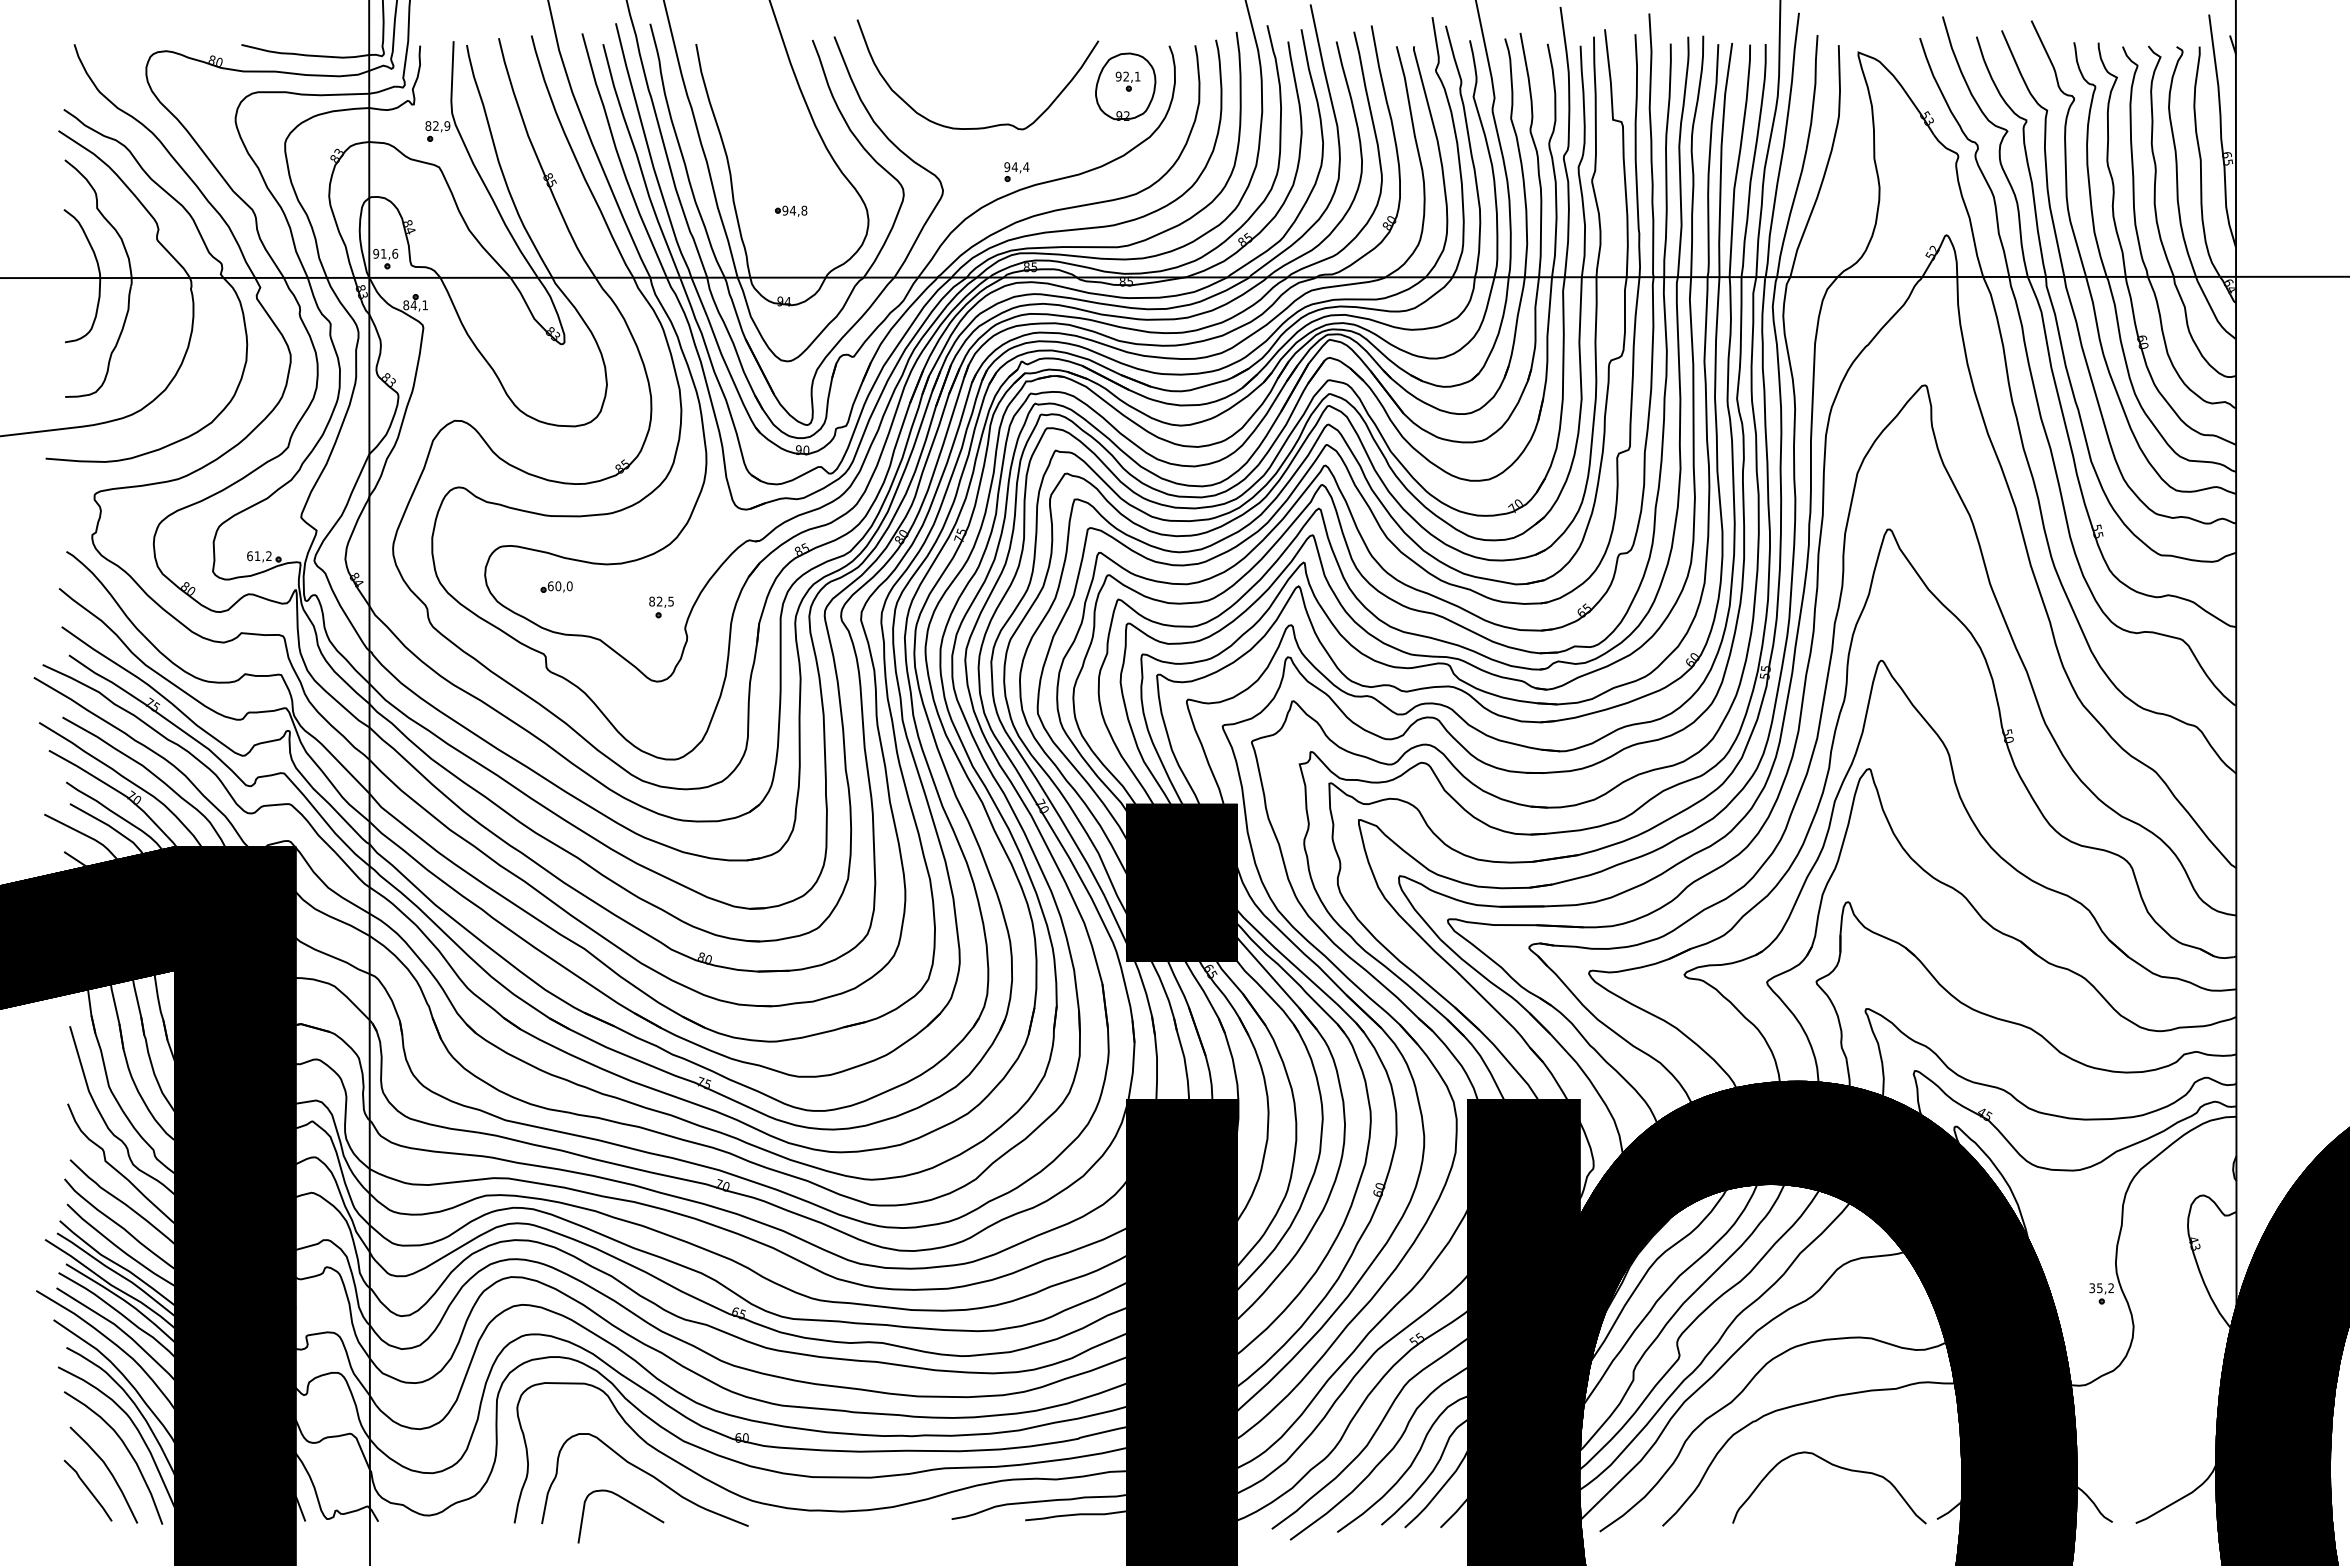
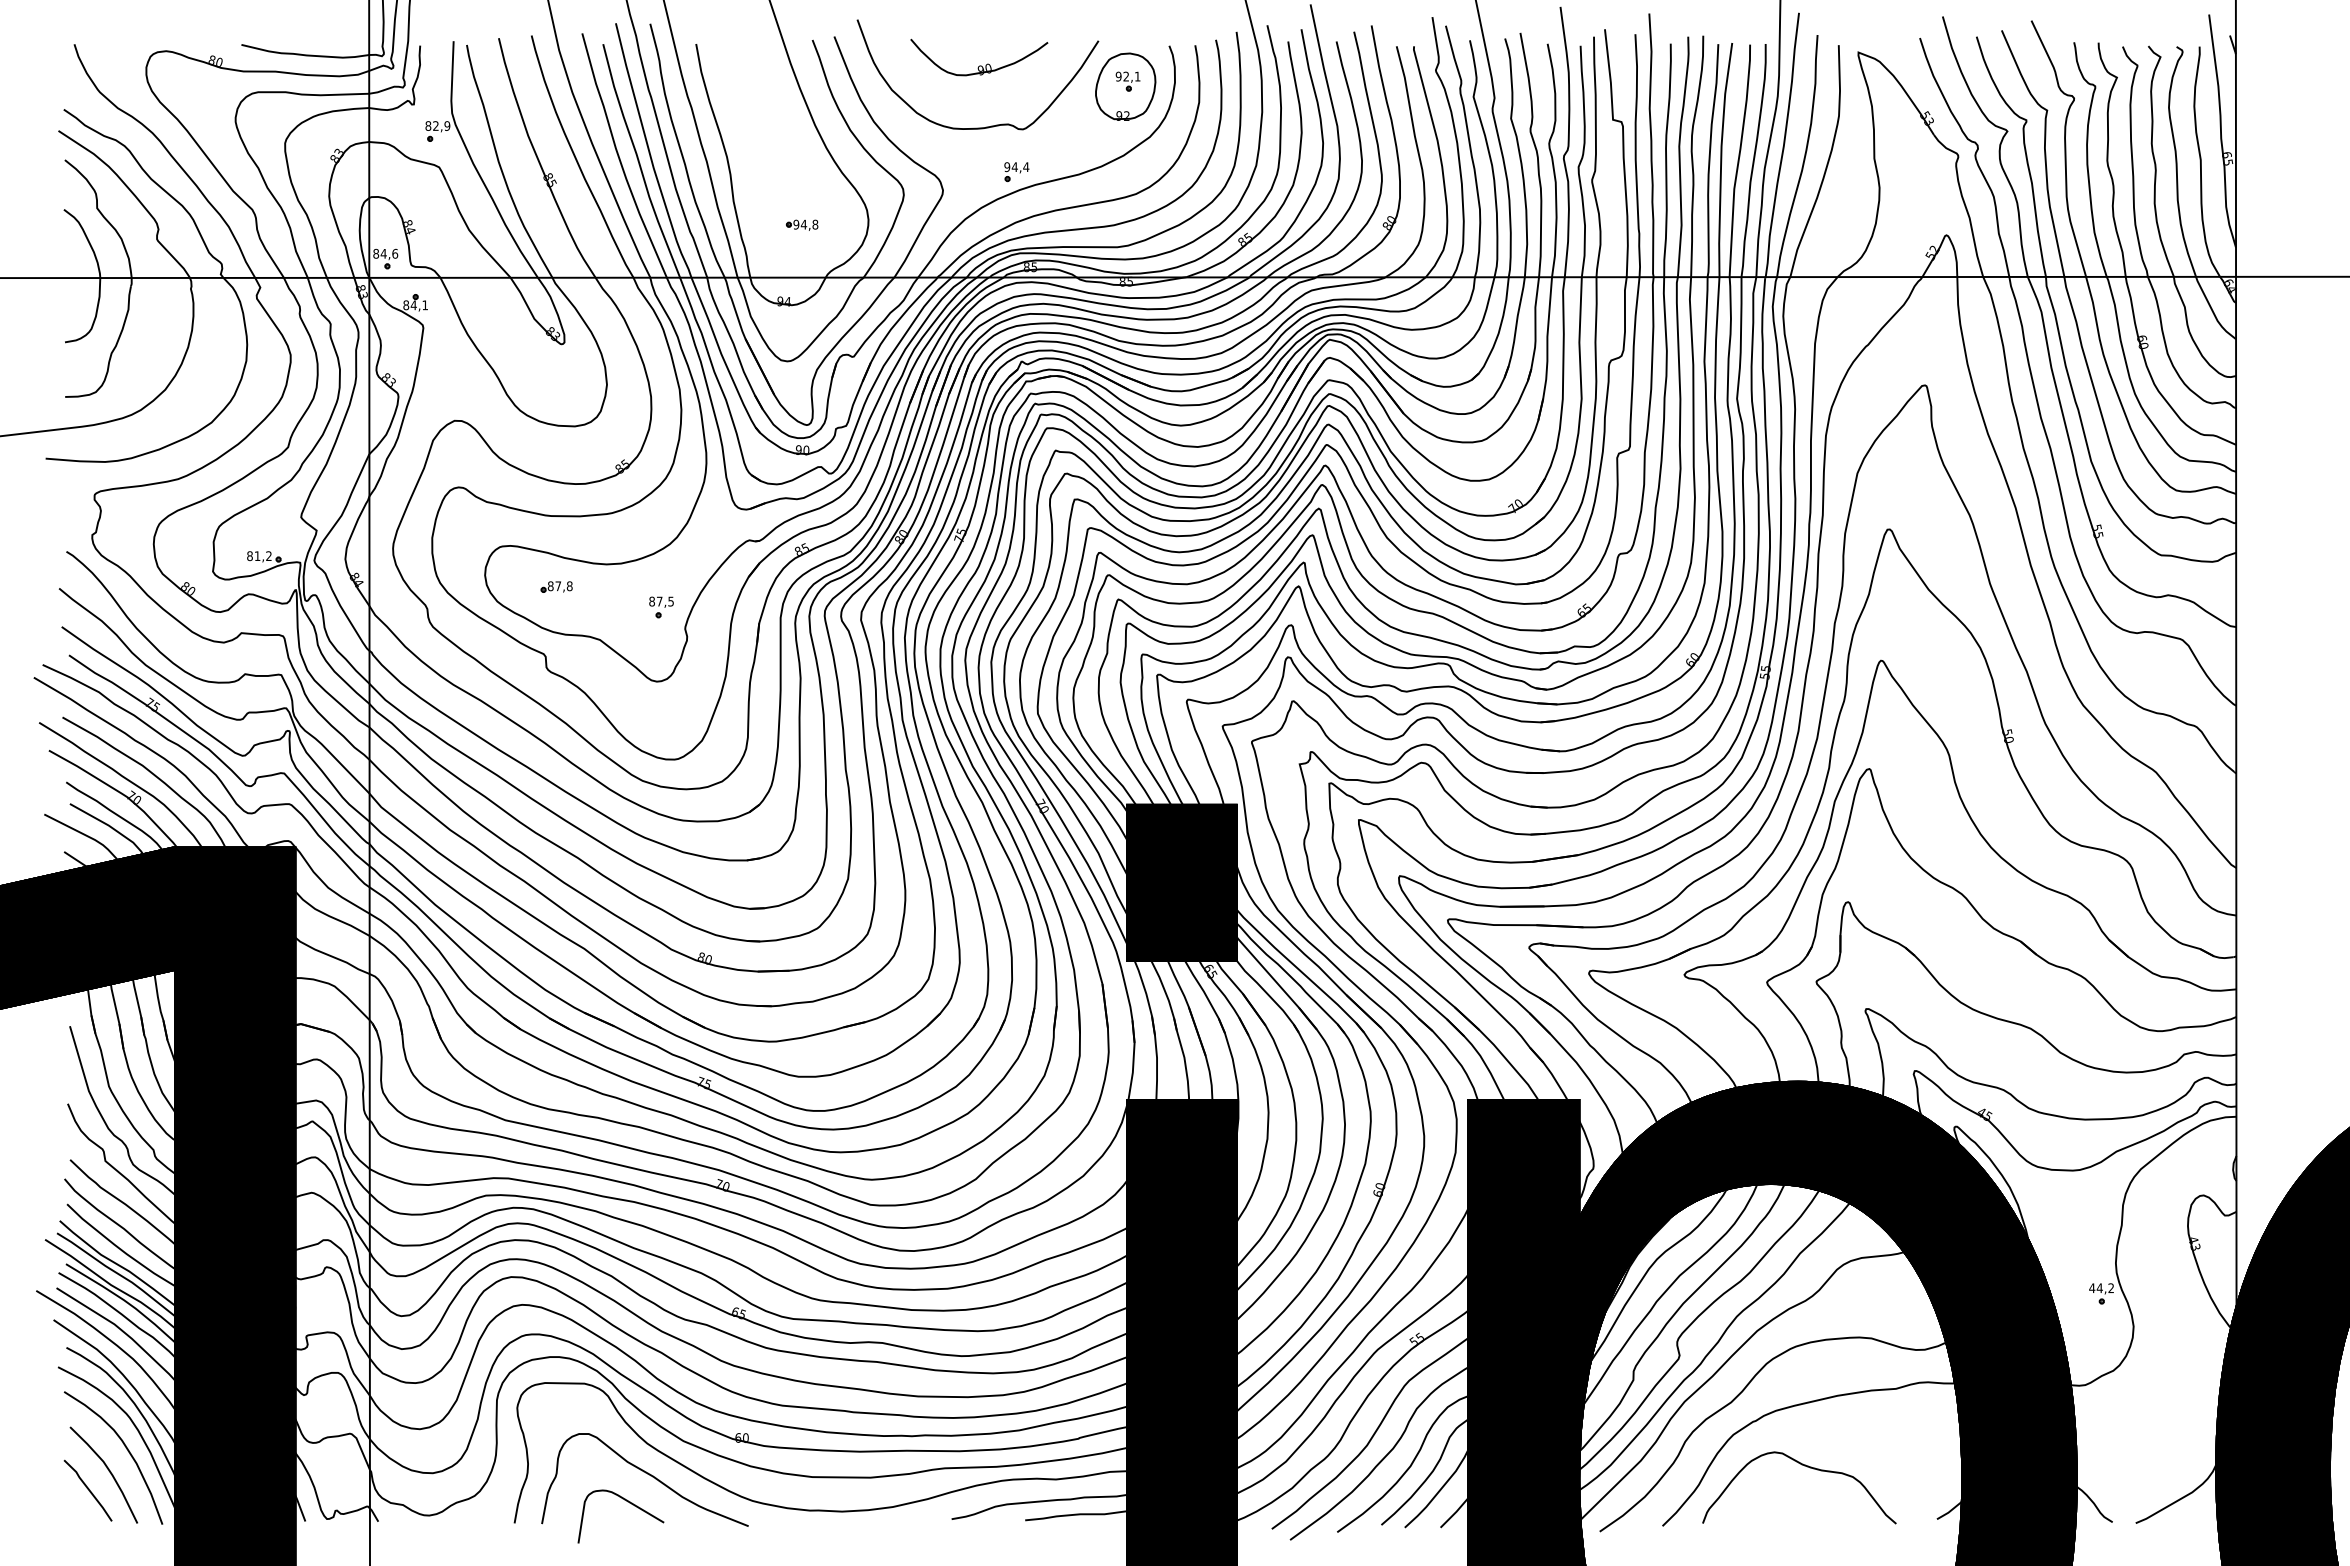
part: none -> present (979, 65)
part position: (790, 210) -> (801, 224) (801, 224)
text: 91,6 -> 84,6 (379, 253)
text: 61,2 -> 81,2 (249, 555)
text: 60,0 -> 87,8 (559, 586)
text: 82,5 -> 87,5 (659, 601)
text: 35,2 -> 44,2 (2095, 1288)
curve position: (1837, 1467) -> (1807, 1467) (1807, 1467)
